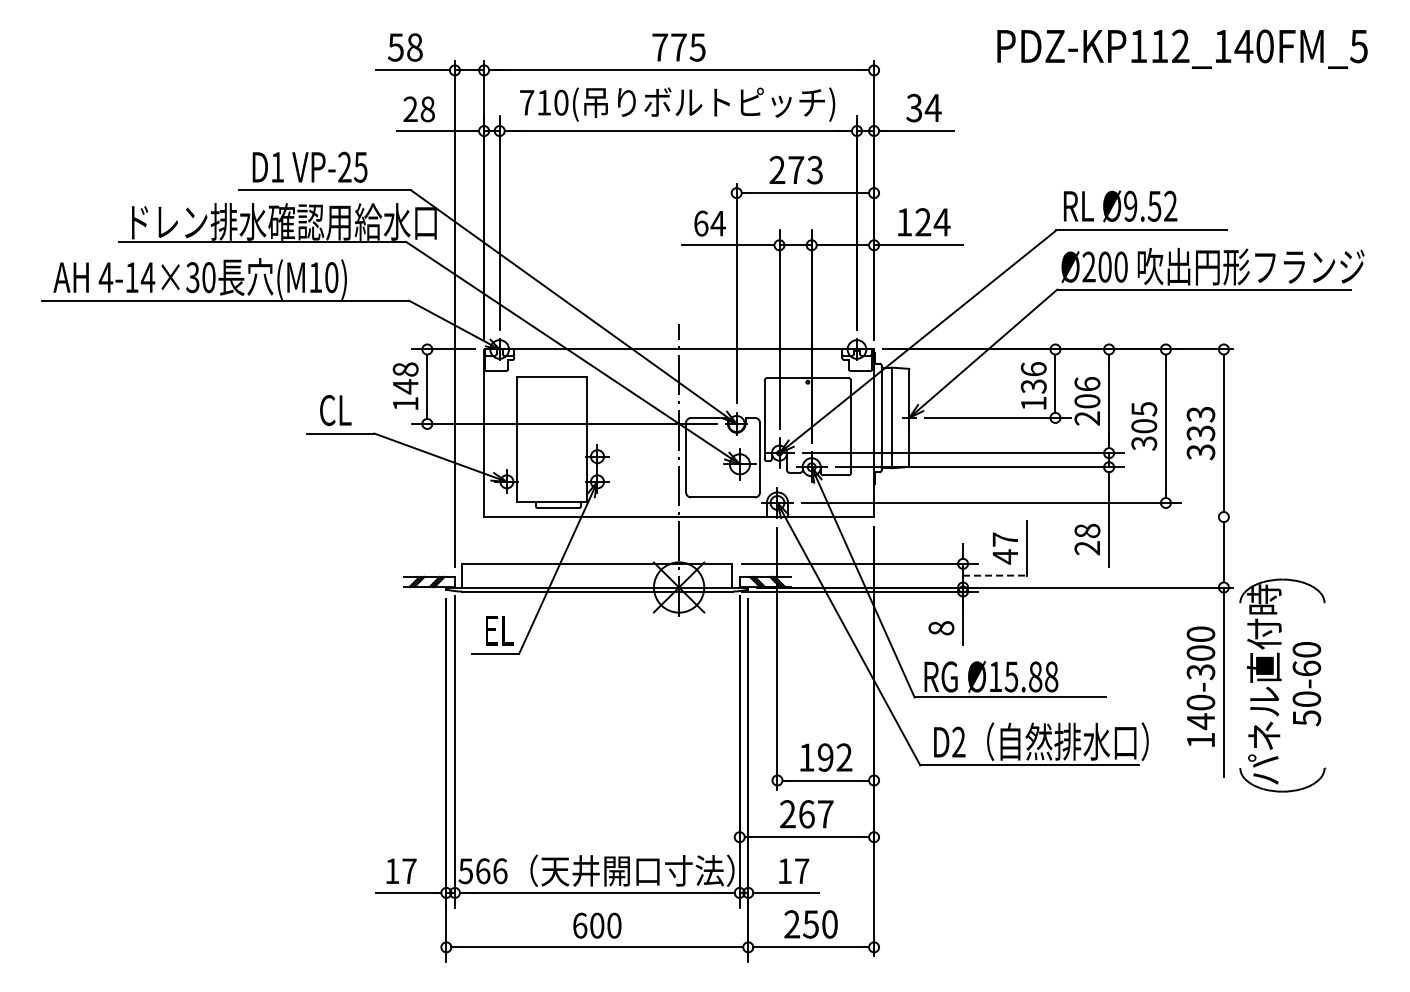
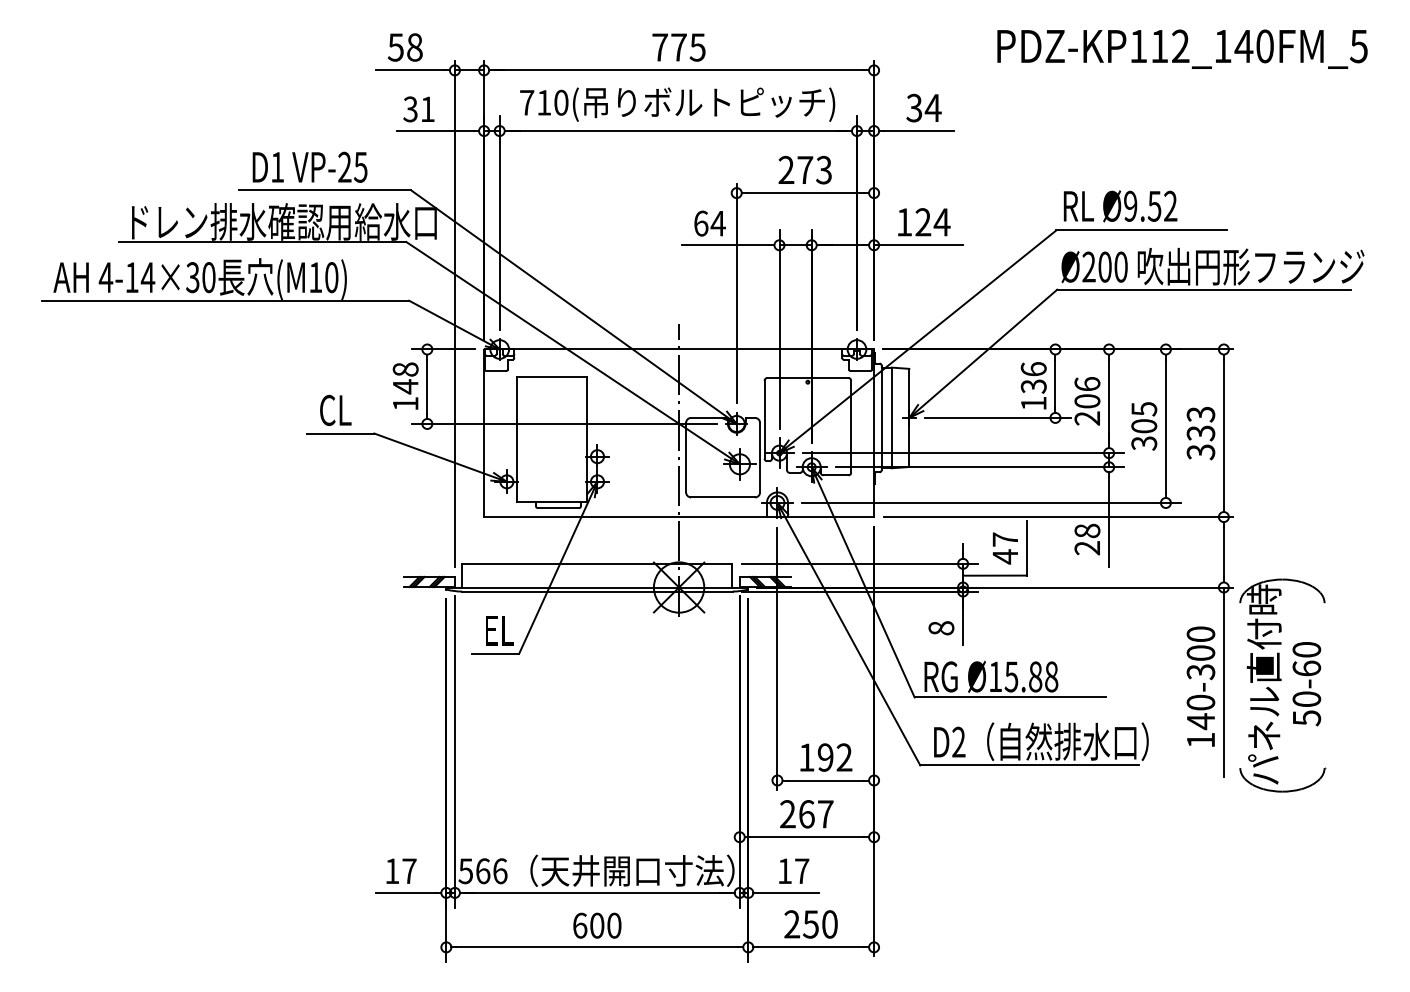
text: 28 -> 31 (418, 109)
text position: (795, 169) -> (804, 169) (804, 169)
line: none -> present (1057, 517)
line: dashed -> solid (995, 575)
